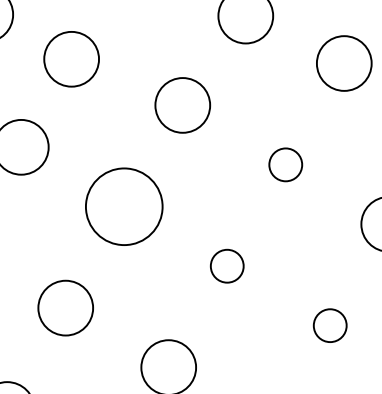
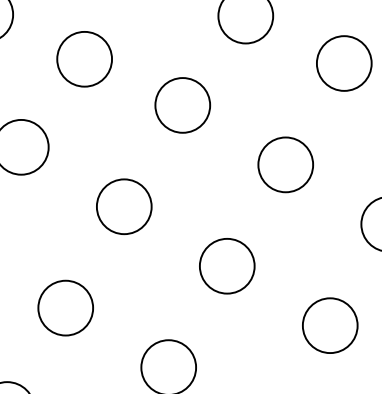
circle position: (71, 59) -> (84, 59) (84, 59)
circle diameter: 33 px -> 55 px (285, 164)
circle diameter: 77 px -> 55 px (123, 206)
circle diameter: 33 px -> 55 px (226, 265)
circle diameter: 33 px -> 55 px (329, 325)
